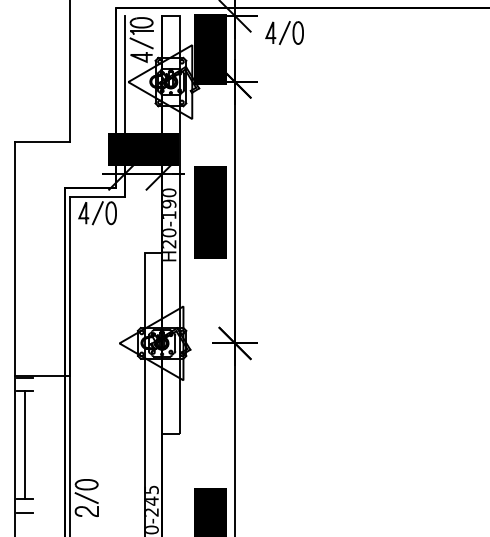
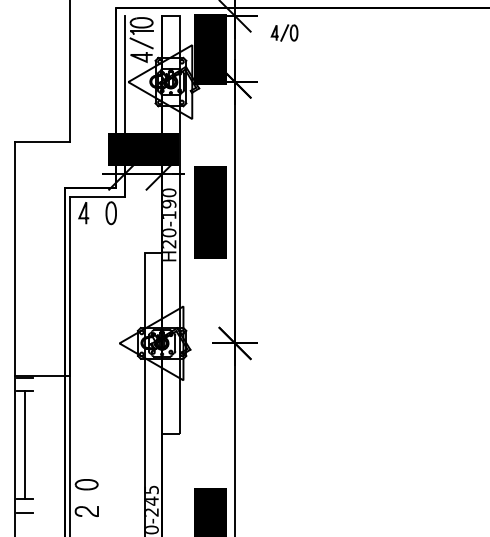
part size: 39x24 px -> 29x18 px (284, 32)
line: present -> none (97, 213)
line: present -> none (86, 498)
